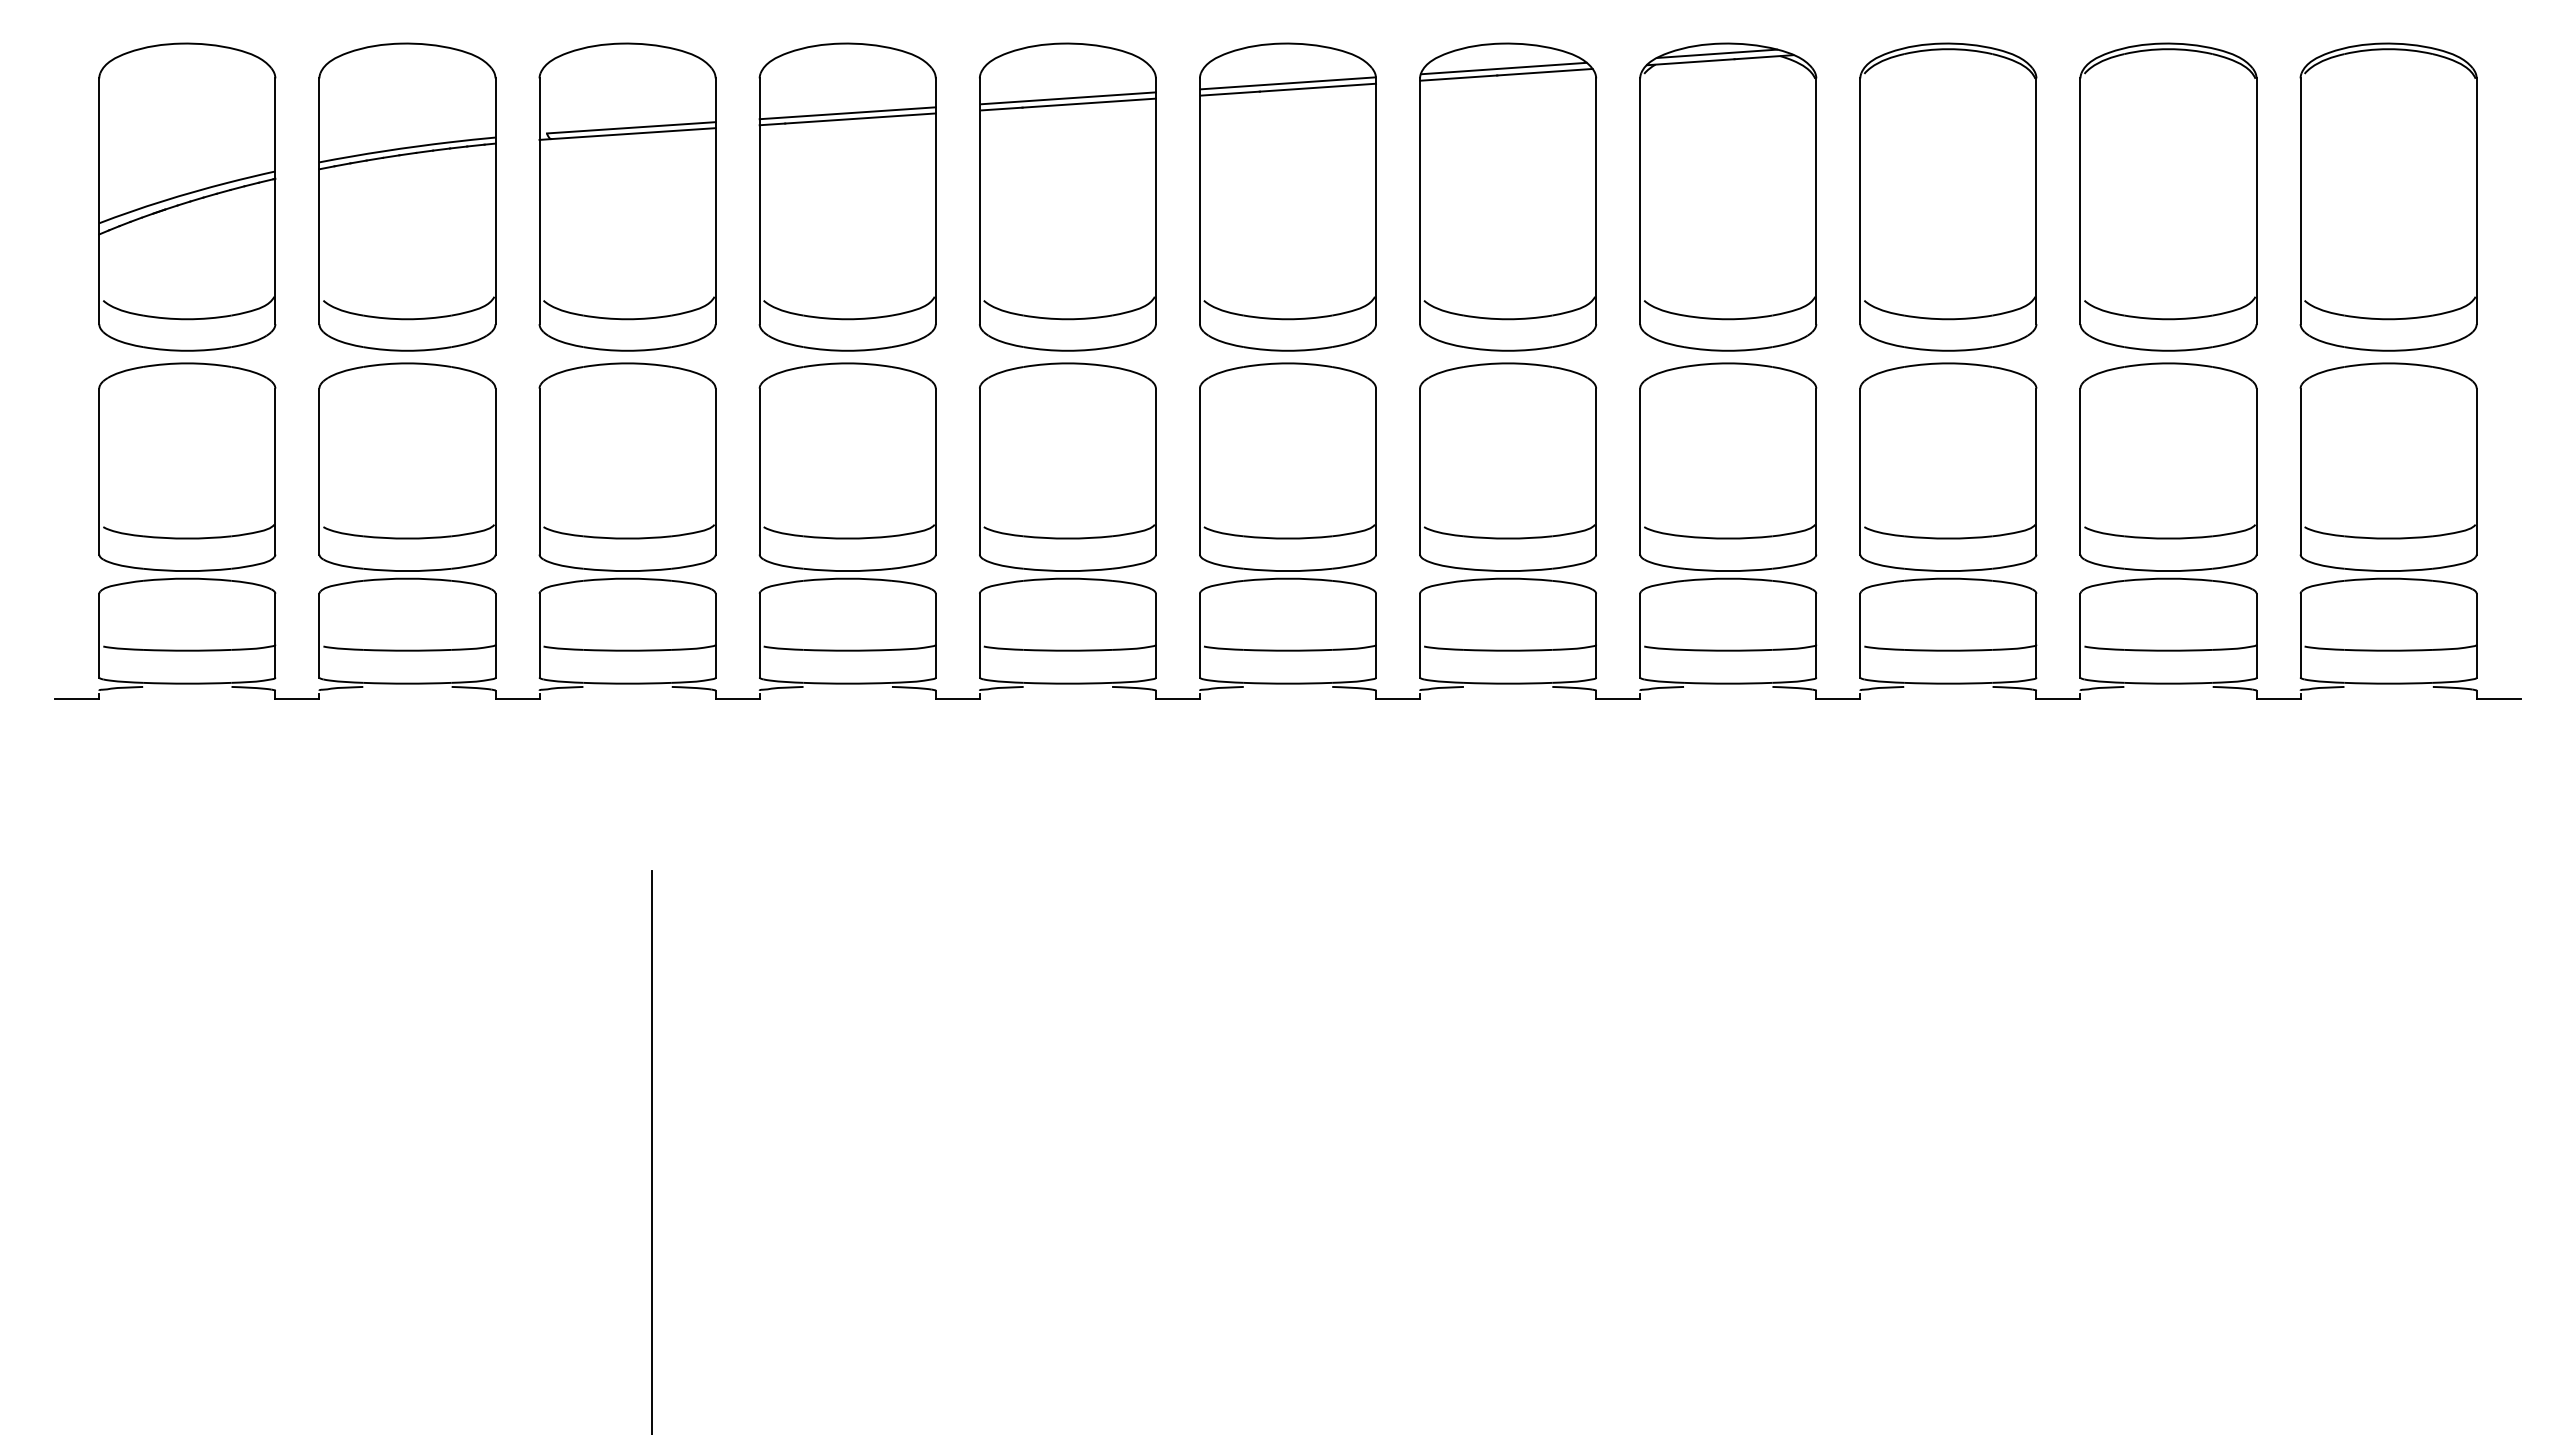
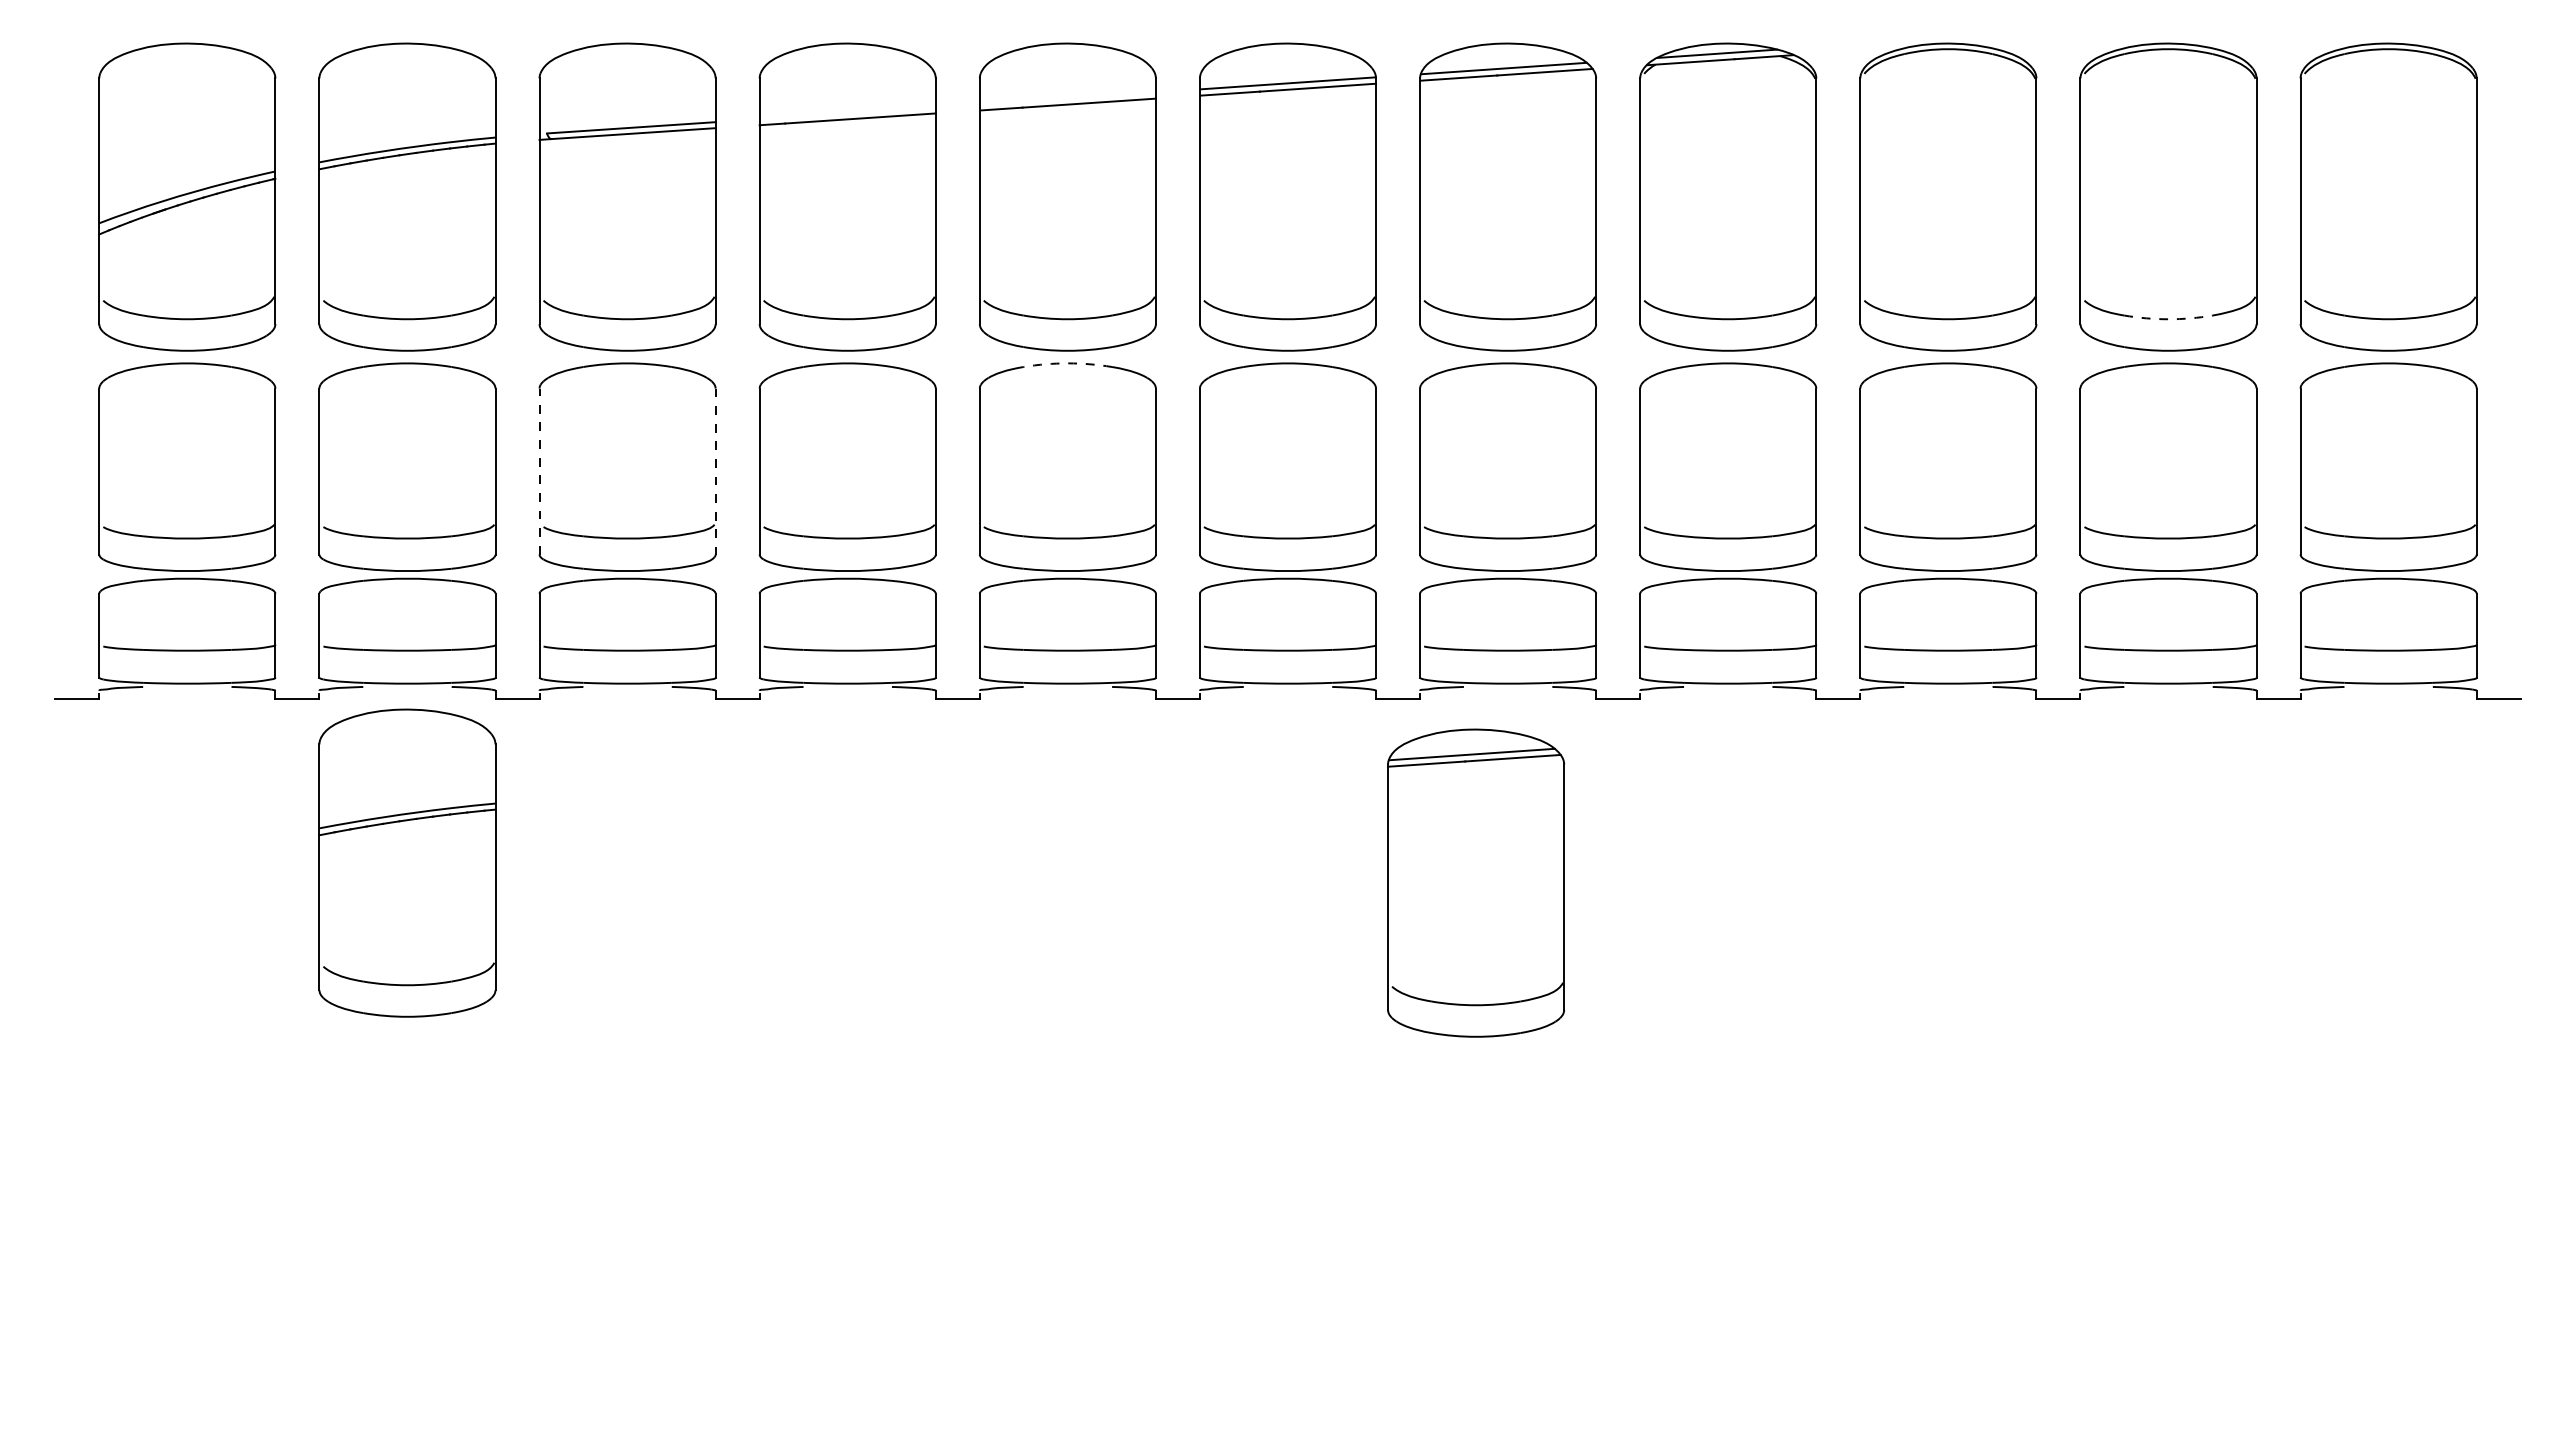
line: present -> none (1068, 98)
line: present -> none (847, 113)
arc: solid -> dashed (2168, 319)
arc: solid -> dashed (1067, 363)
line: solid -> dashed (539, 471)
line: solid -> dashed (715, 471)
part: none -> present (407, 862)
part: none -> present (1475, 882)
line: present -> none (652, 1150)
